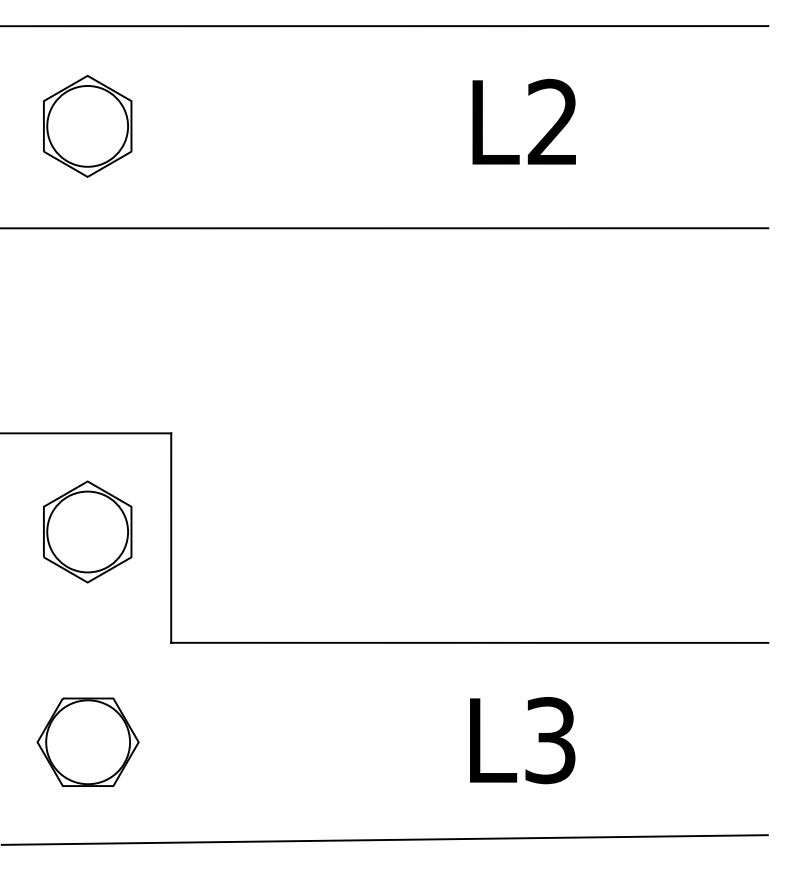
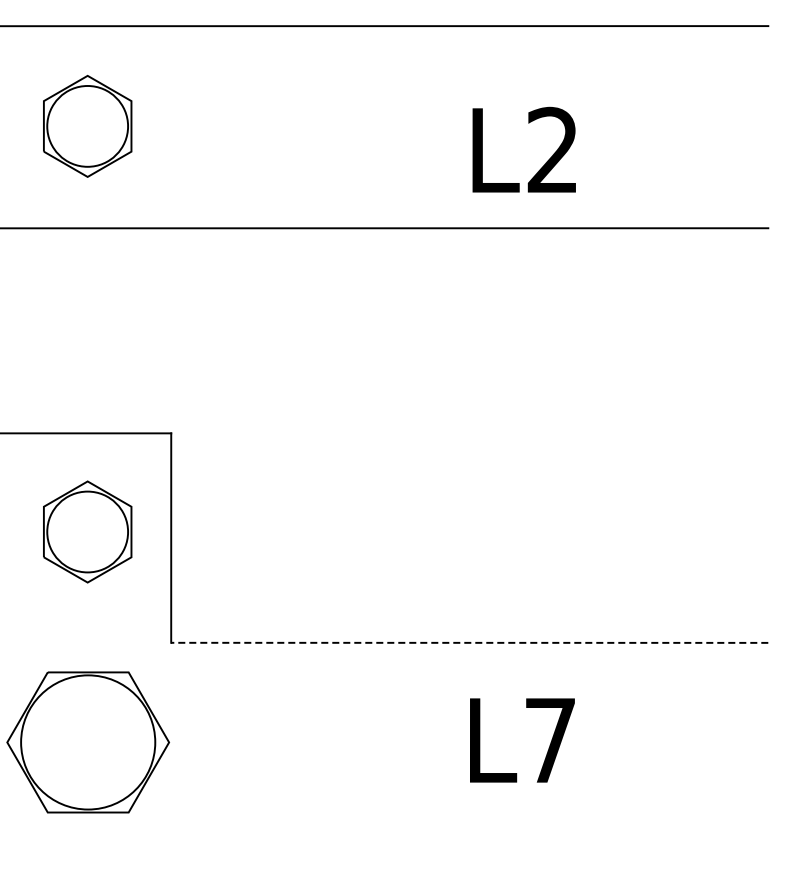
text position: (523, 121) -> (523, 149) (523, 149)
line: solid -> dashed (469, 642)
text: L3 -> L7 (550, 740)
part size: 104x90 px -> 164x143 px (87, 742)
line: present -> none (384, 839)
